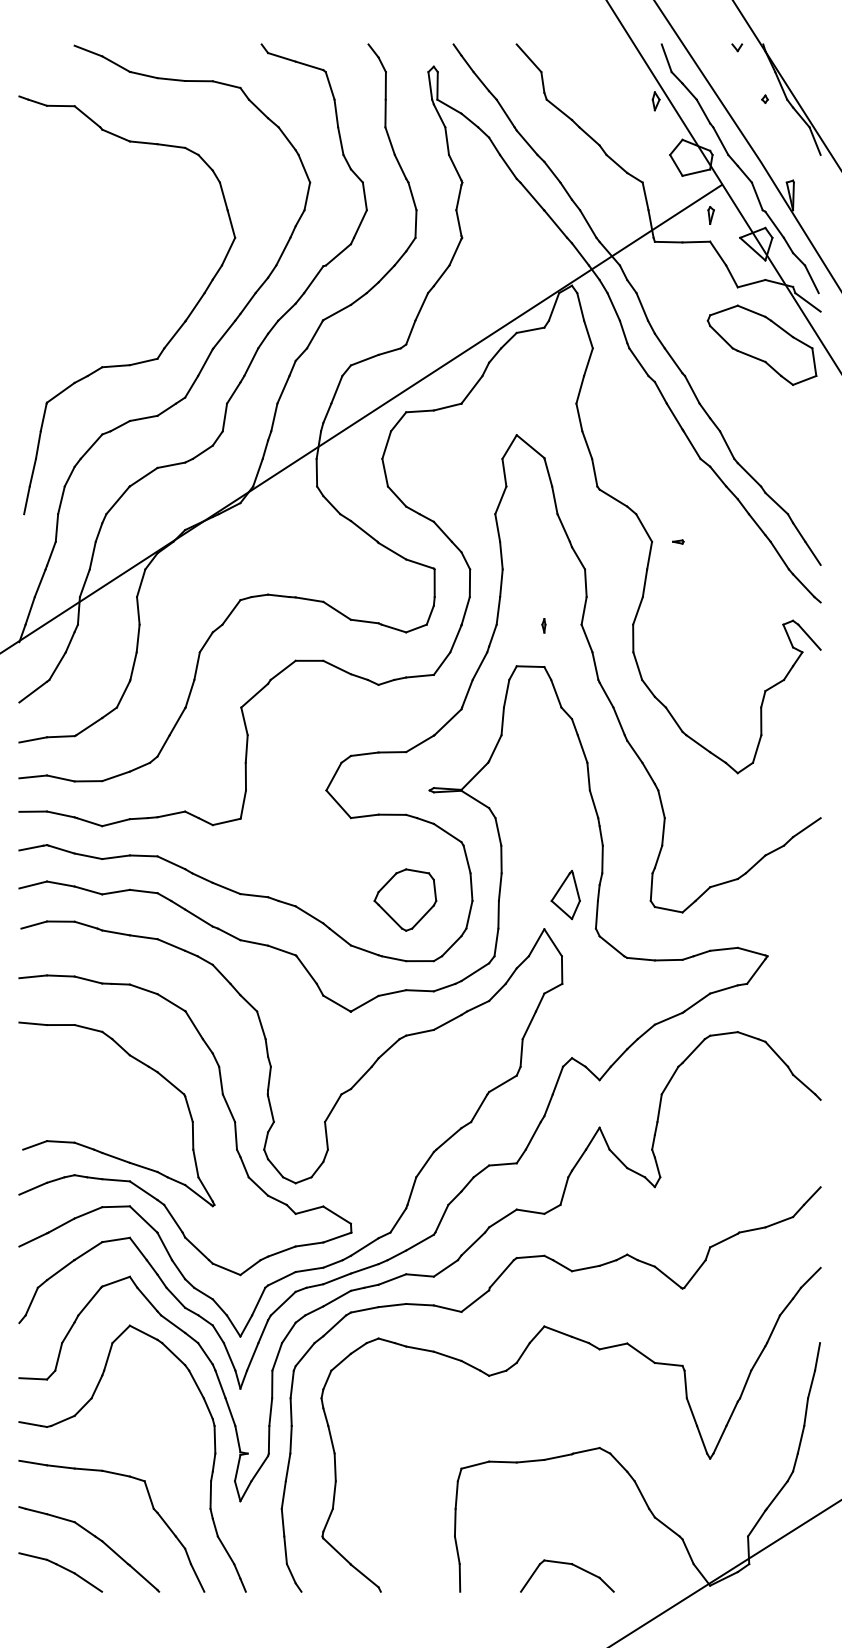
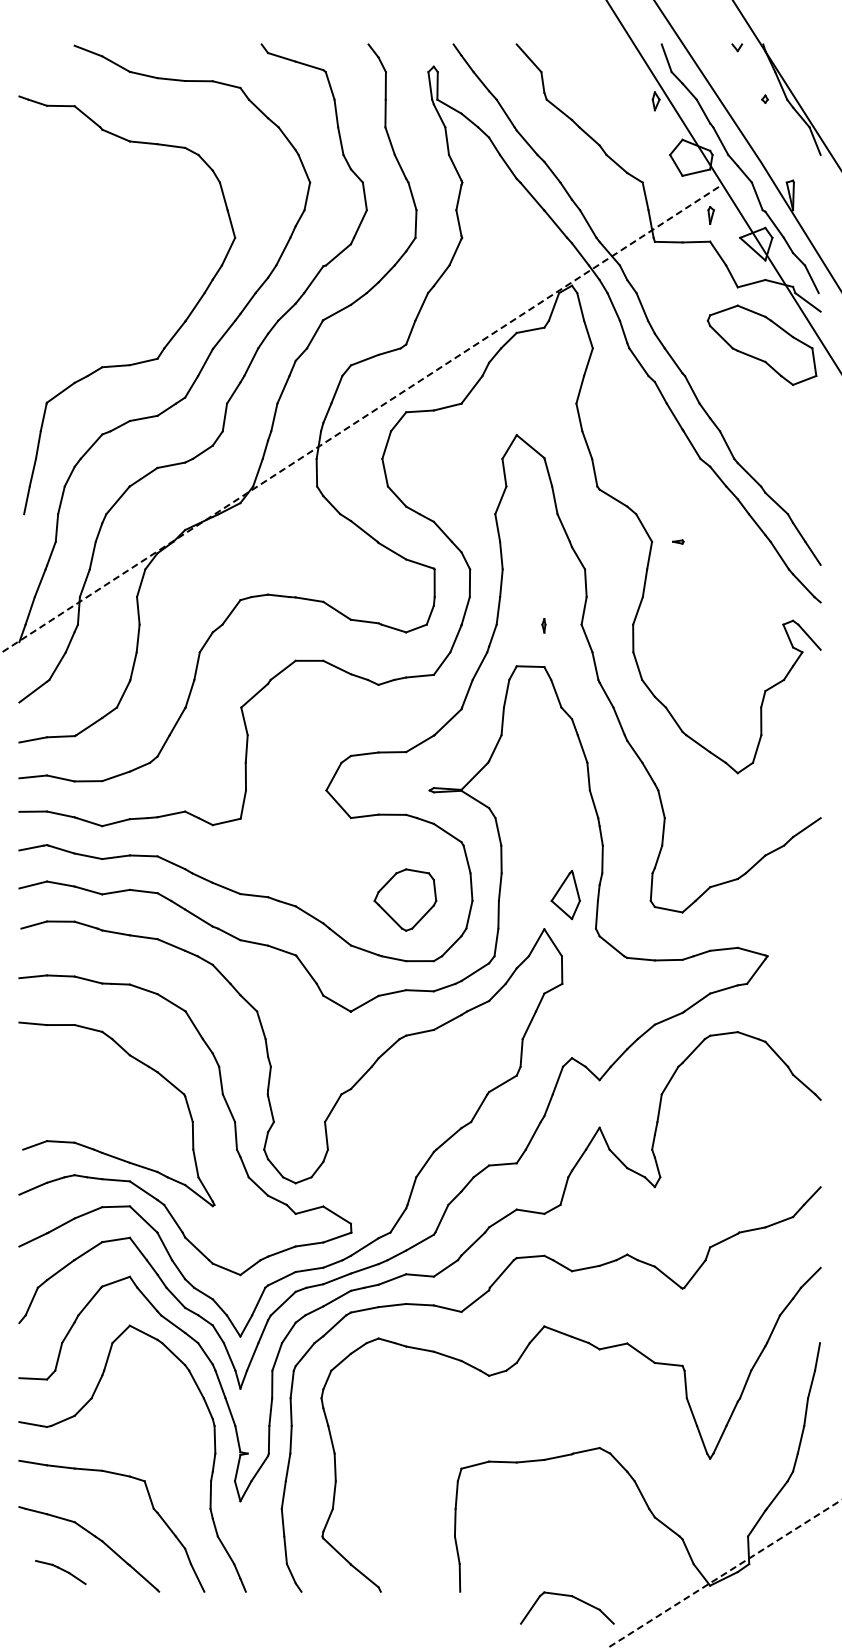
line: solid -> dashed (361, 418)
part position: (571, 1565) -> (571, 1597) (571, 1597)
part size: 86x41 px -> 52x26 px (60, 1572)
line: solid -> dashed (725, 1573)
